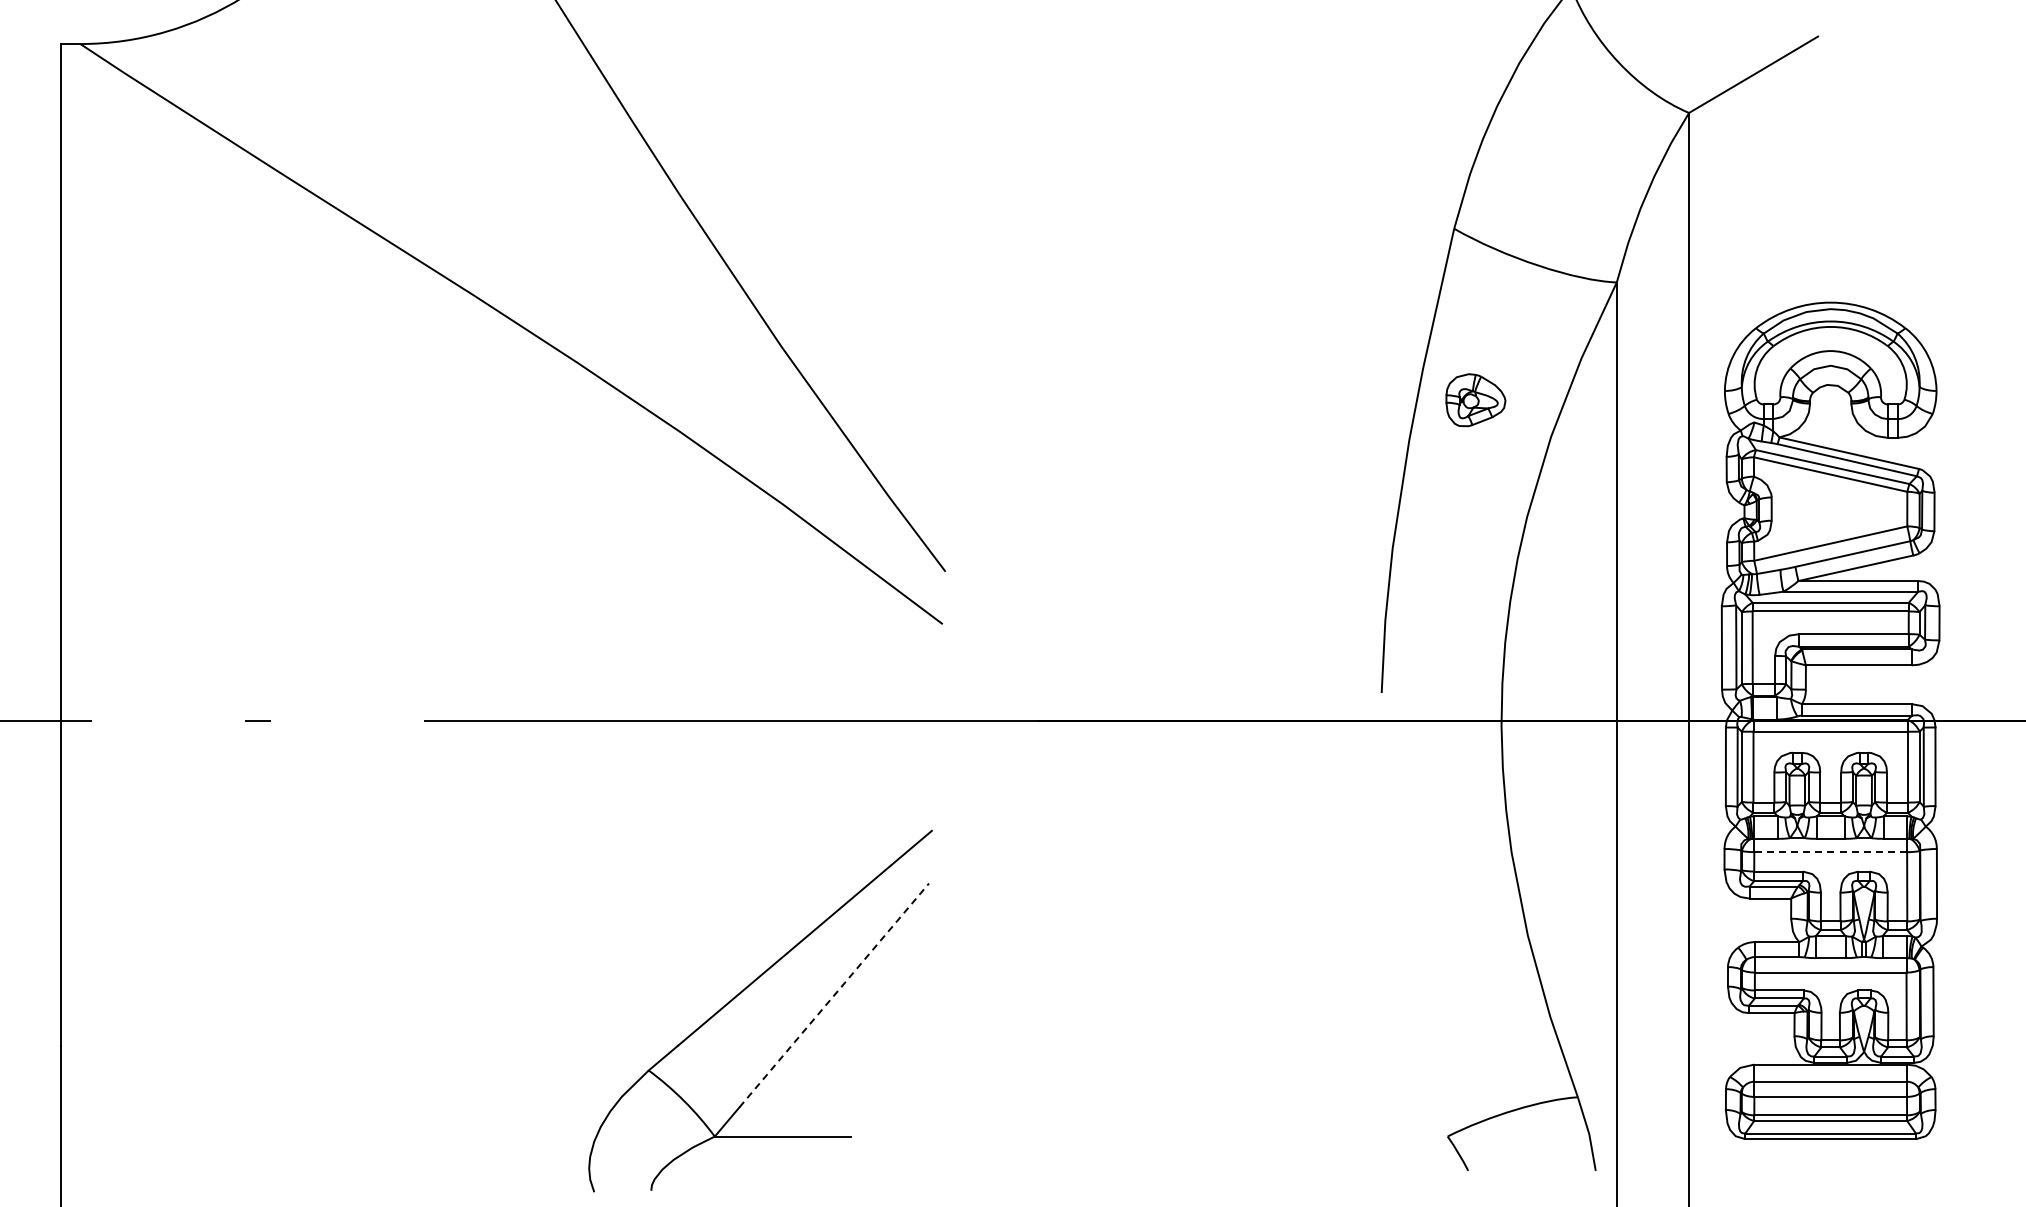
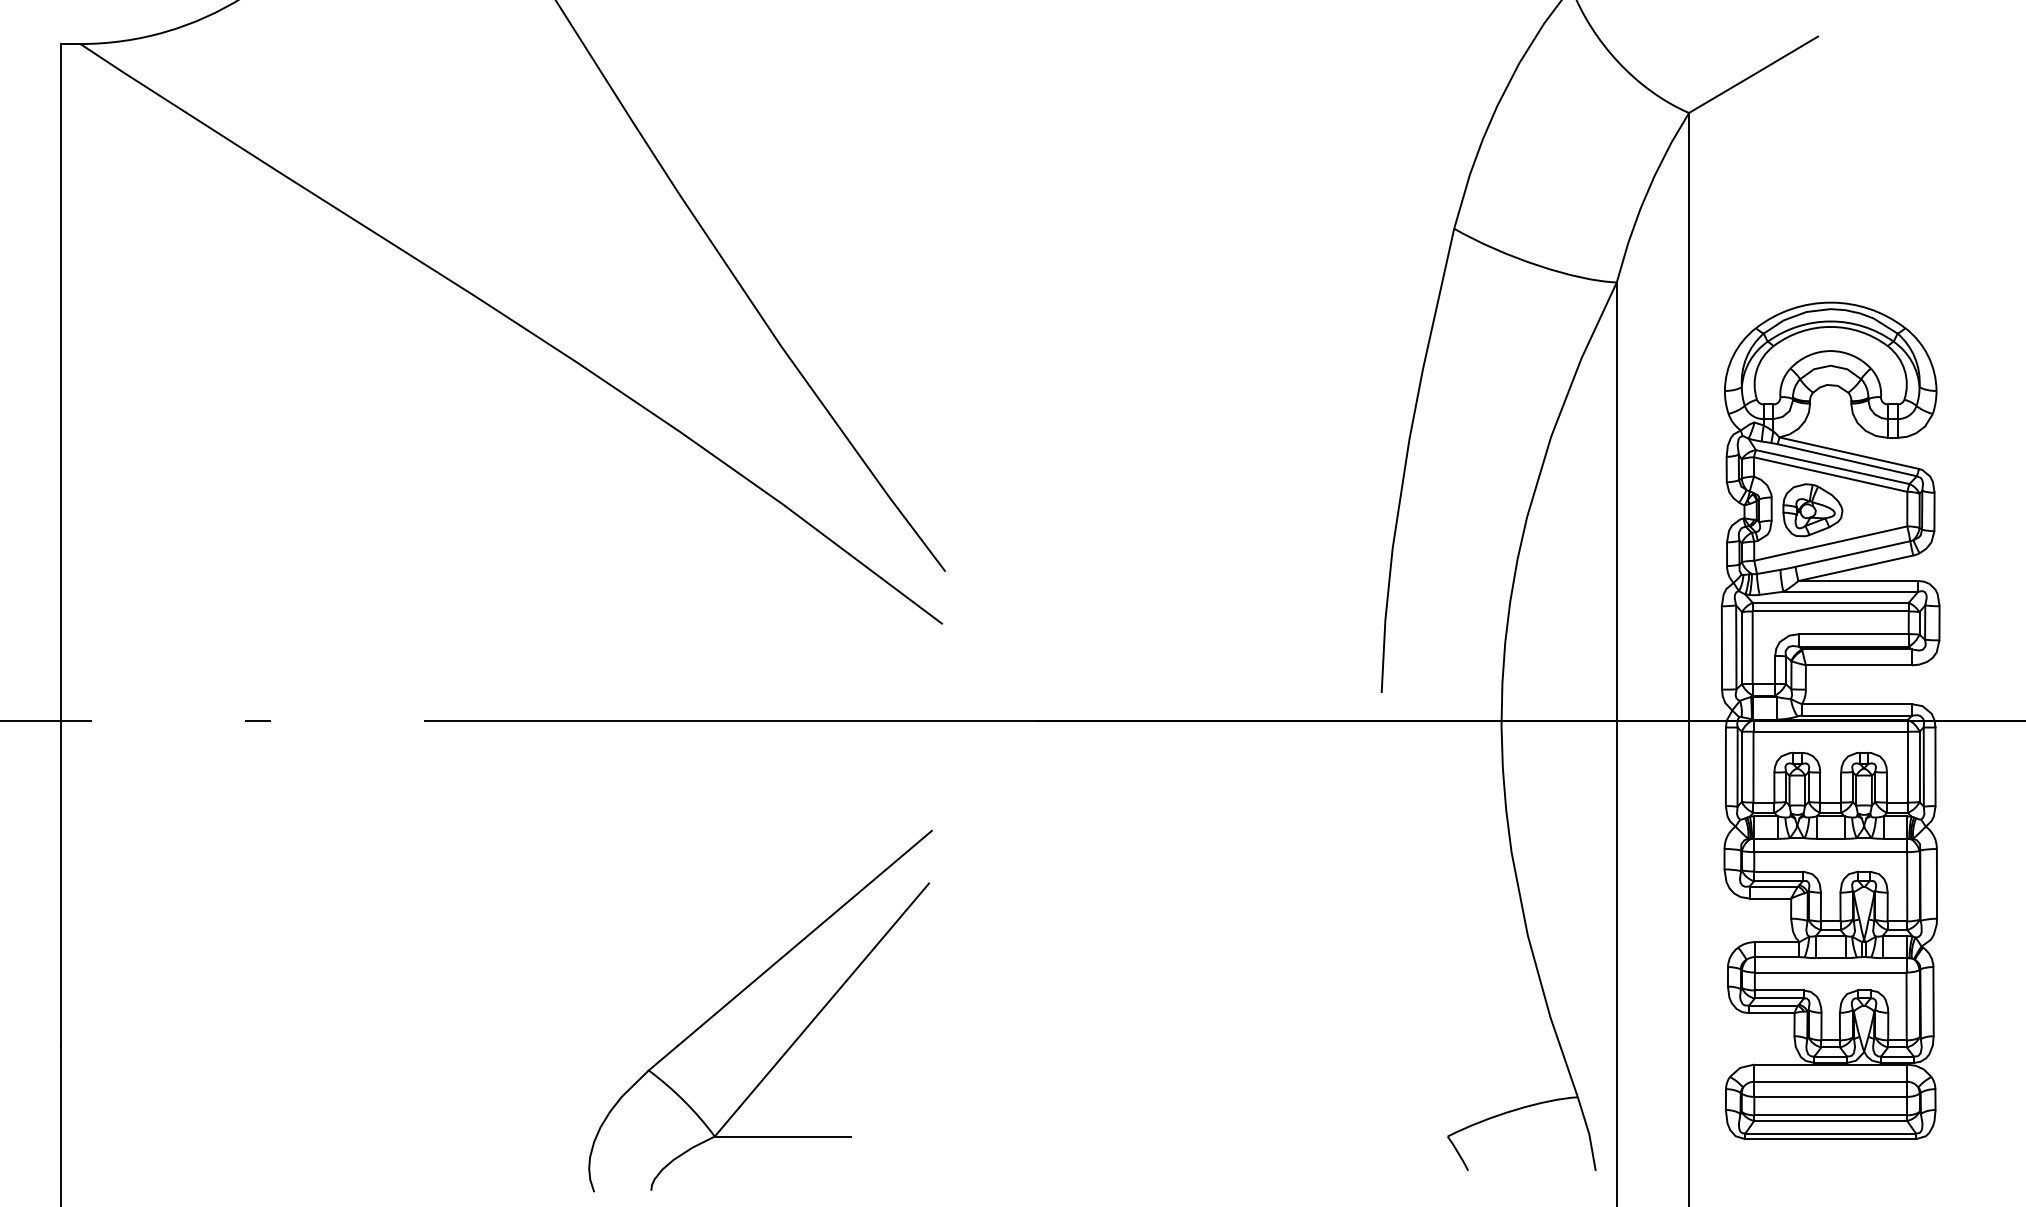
part position: (1475, 400) -> (1812, 510) (1812, 510)
line: dashed -> solid (1830, 852)
line: dashed -> solid (834, 995)
